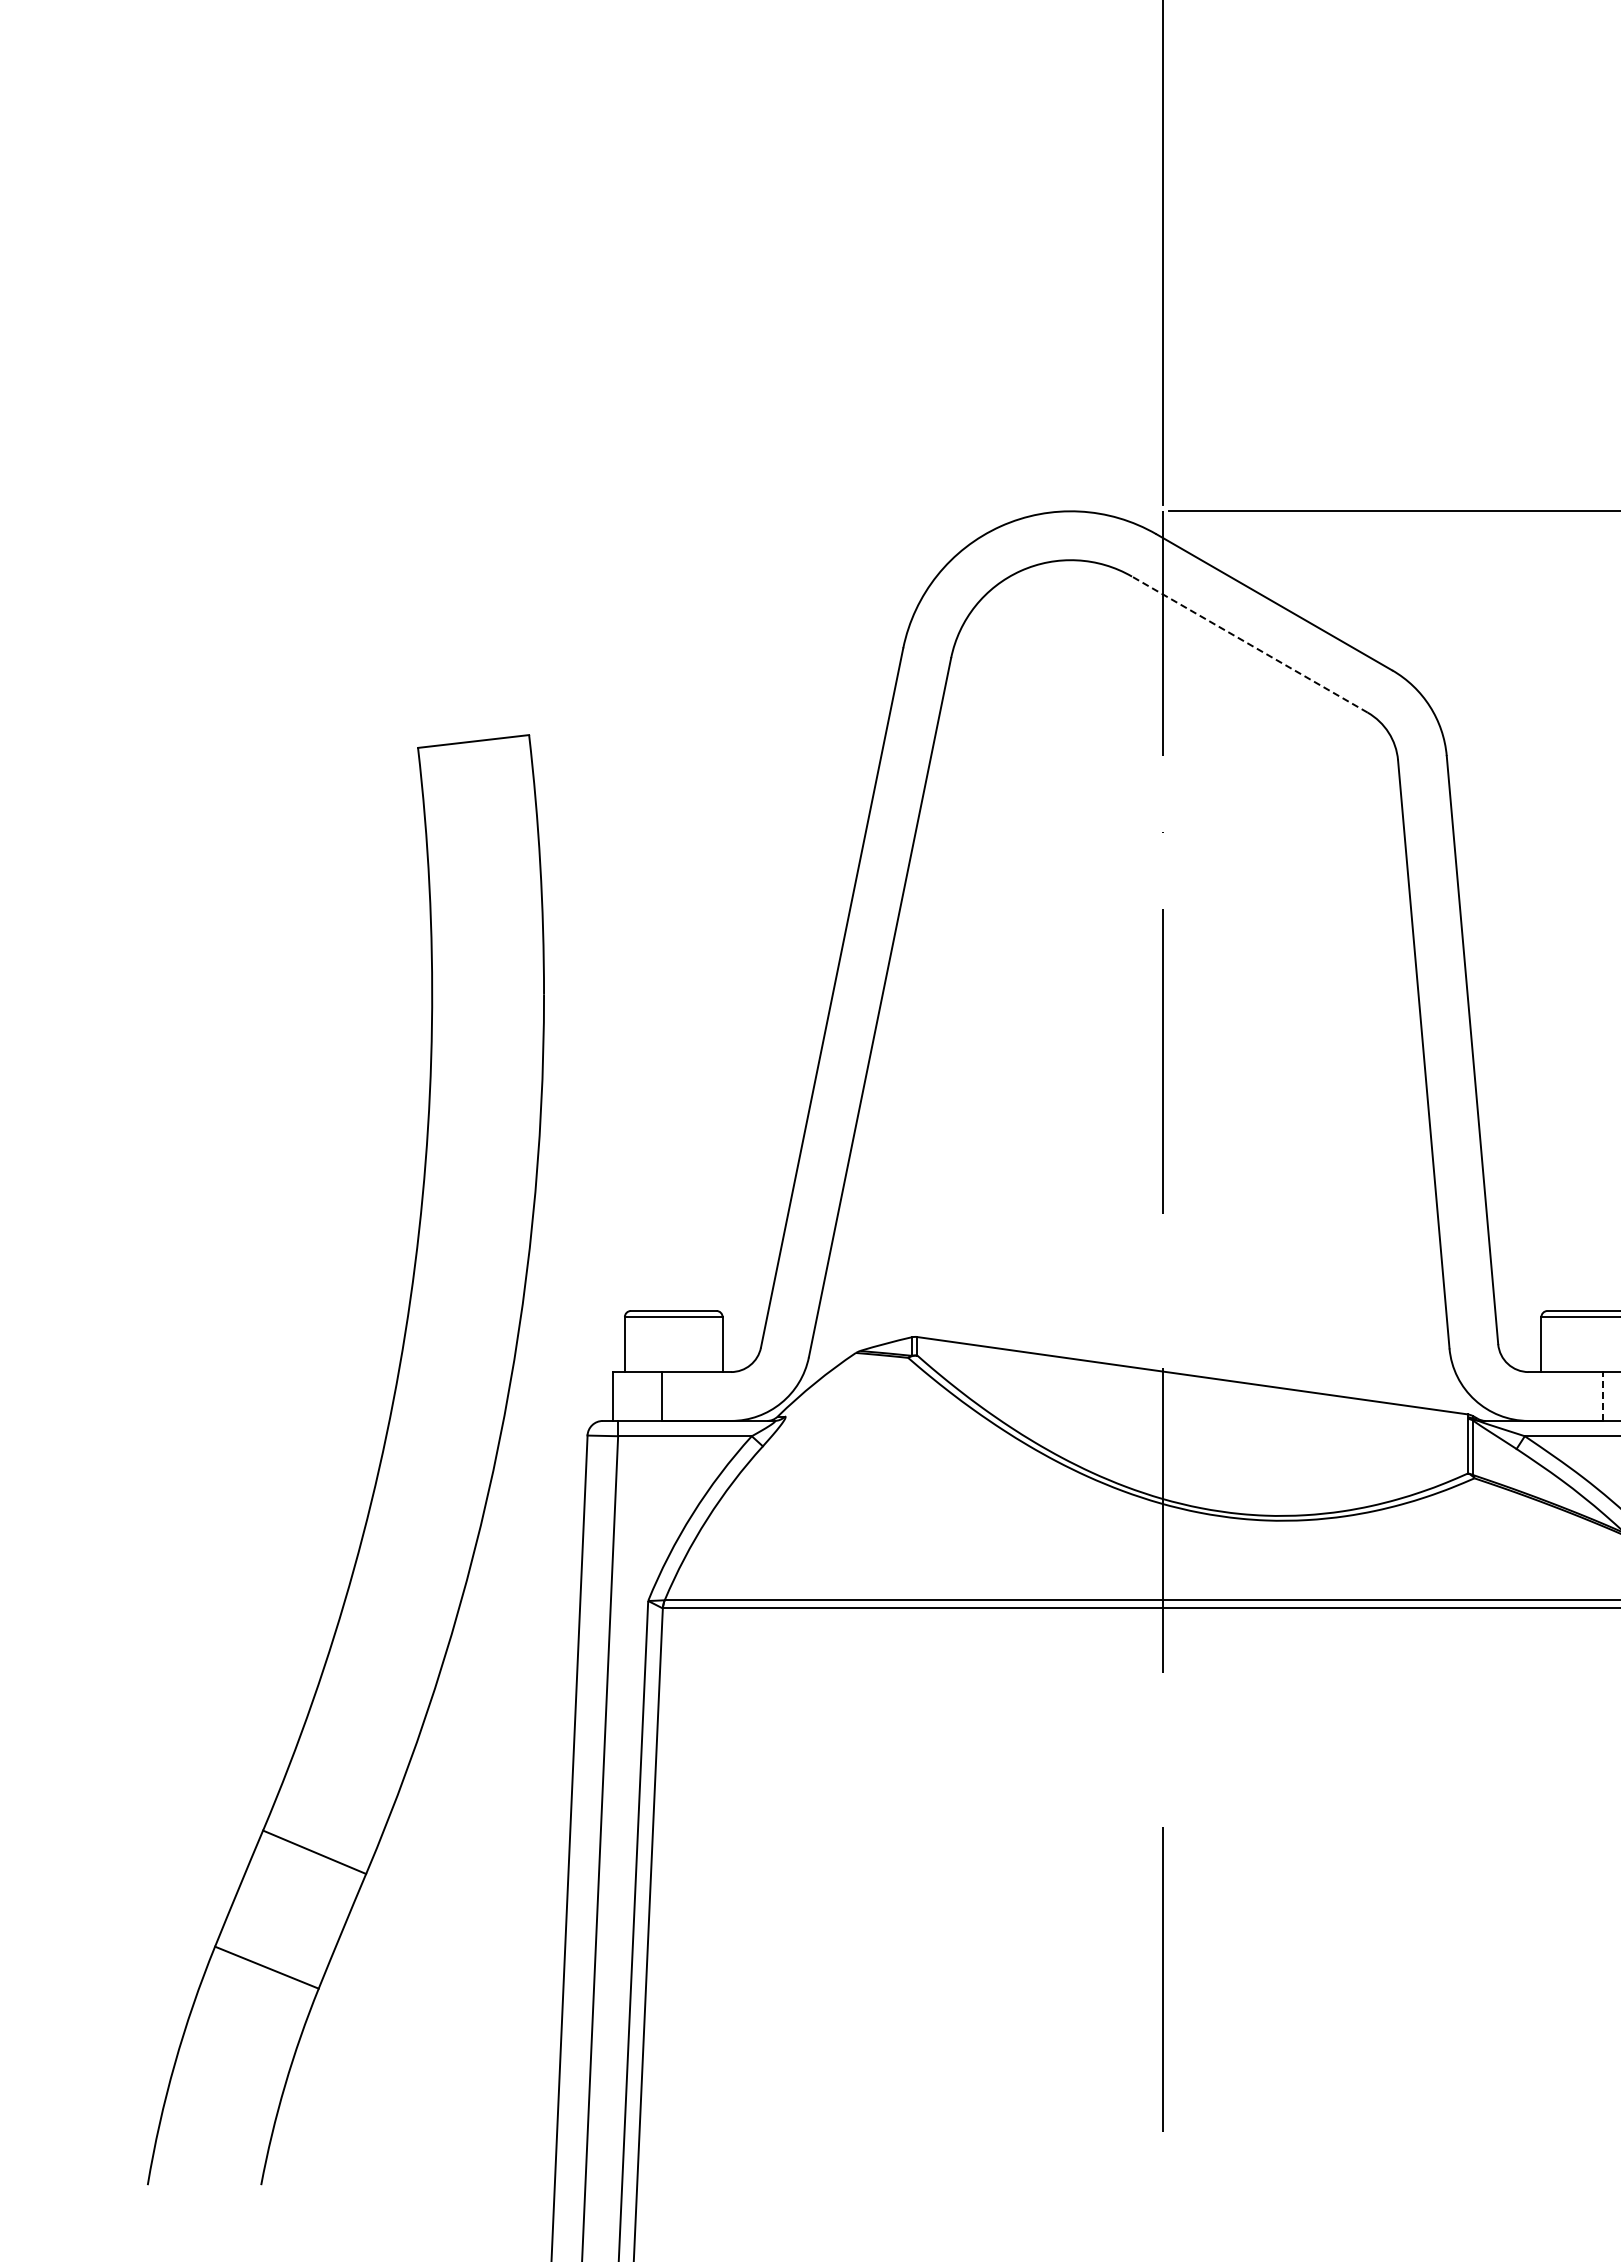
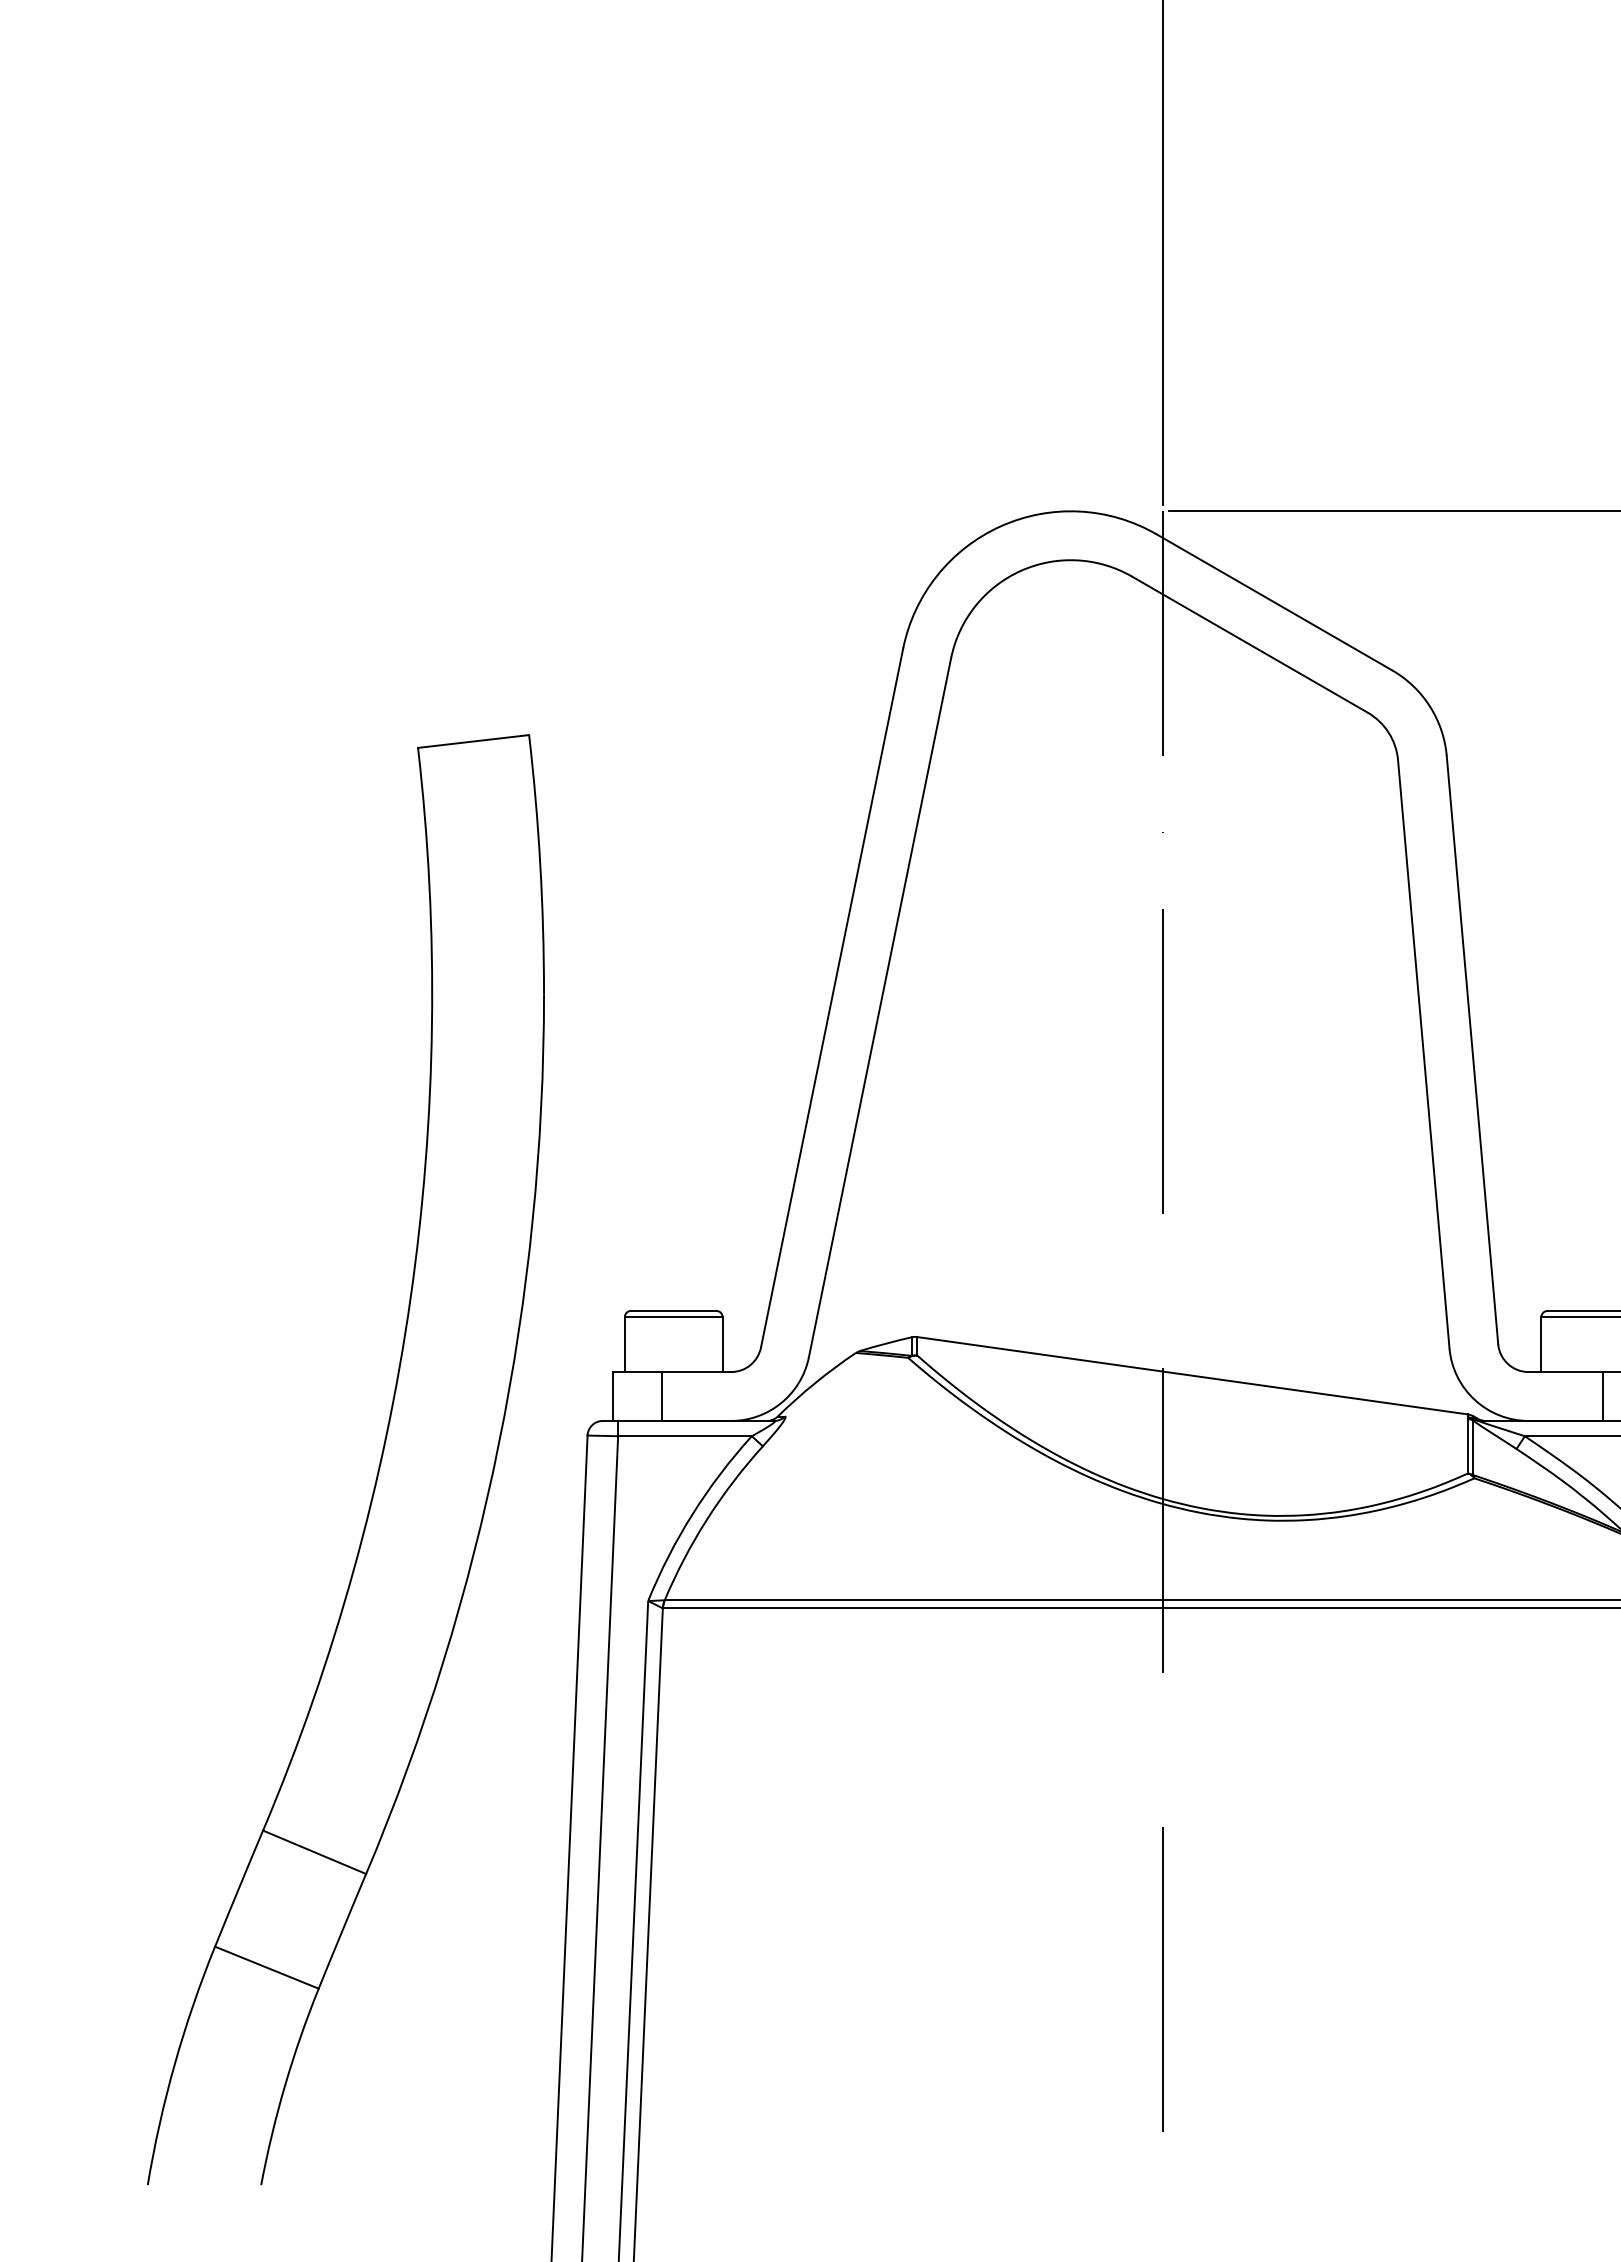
line: dashed -> solid (1249, 644)
line: dashed -> solid (1602, 1396)
